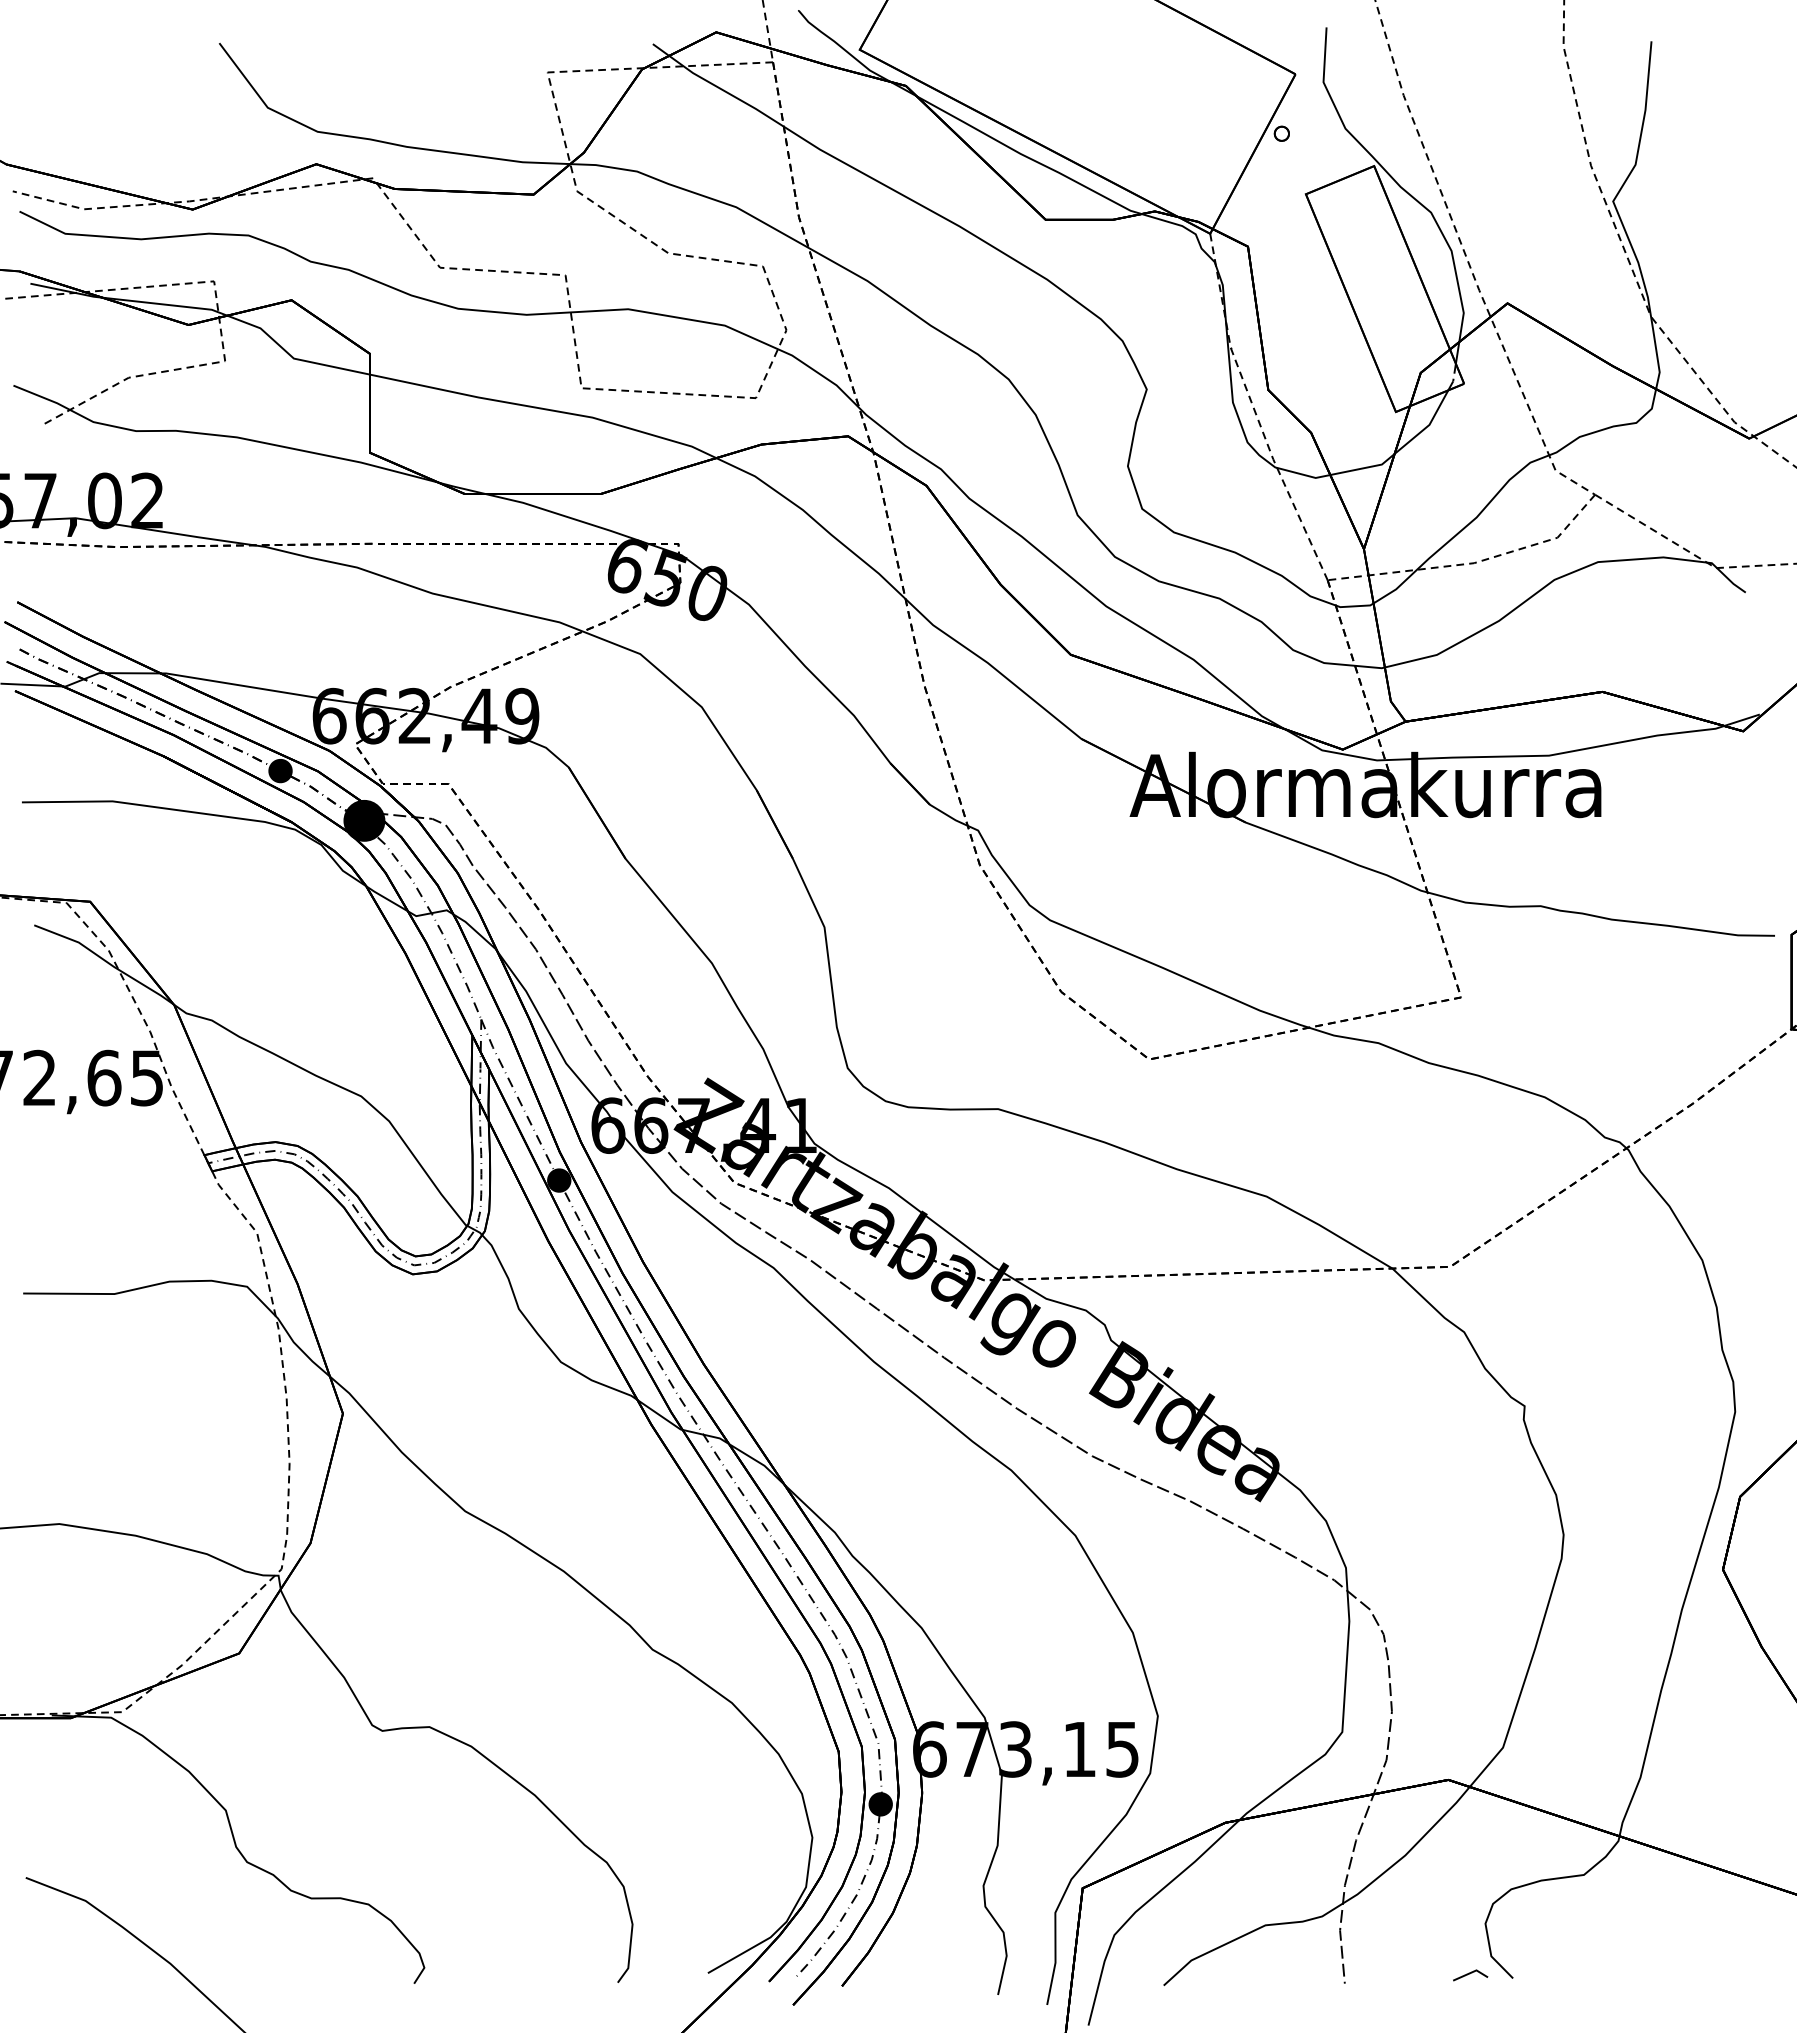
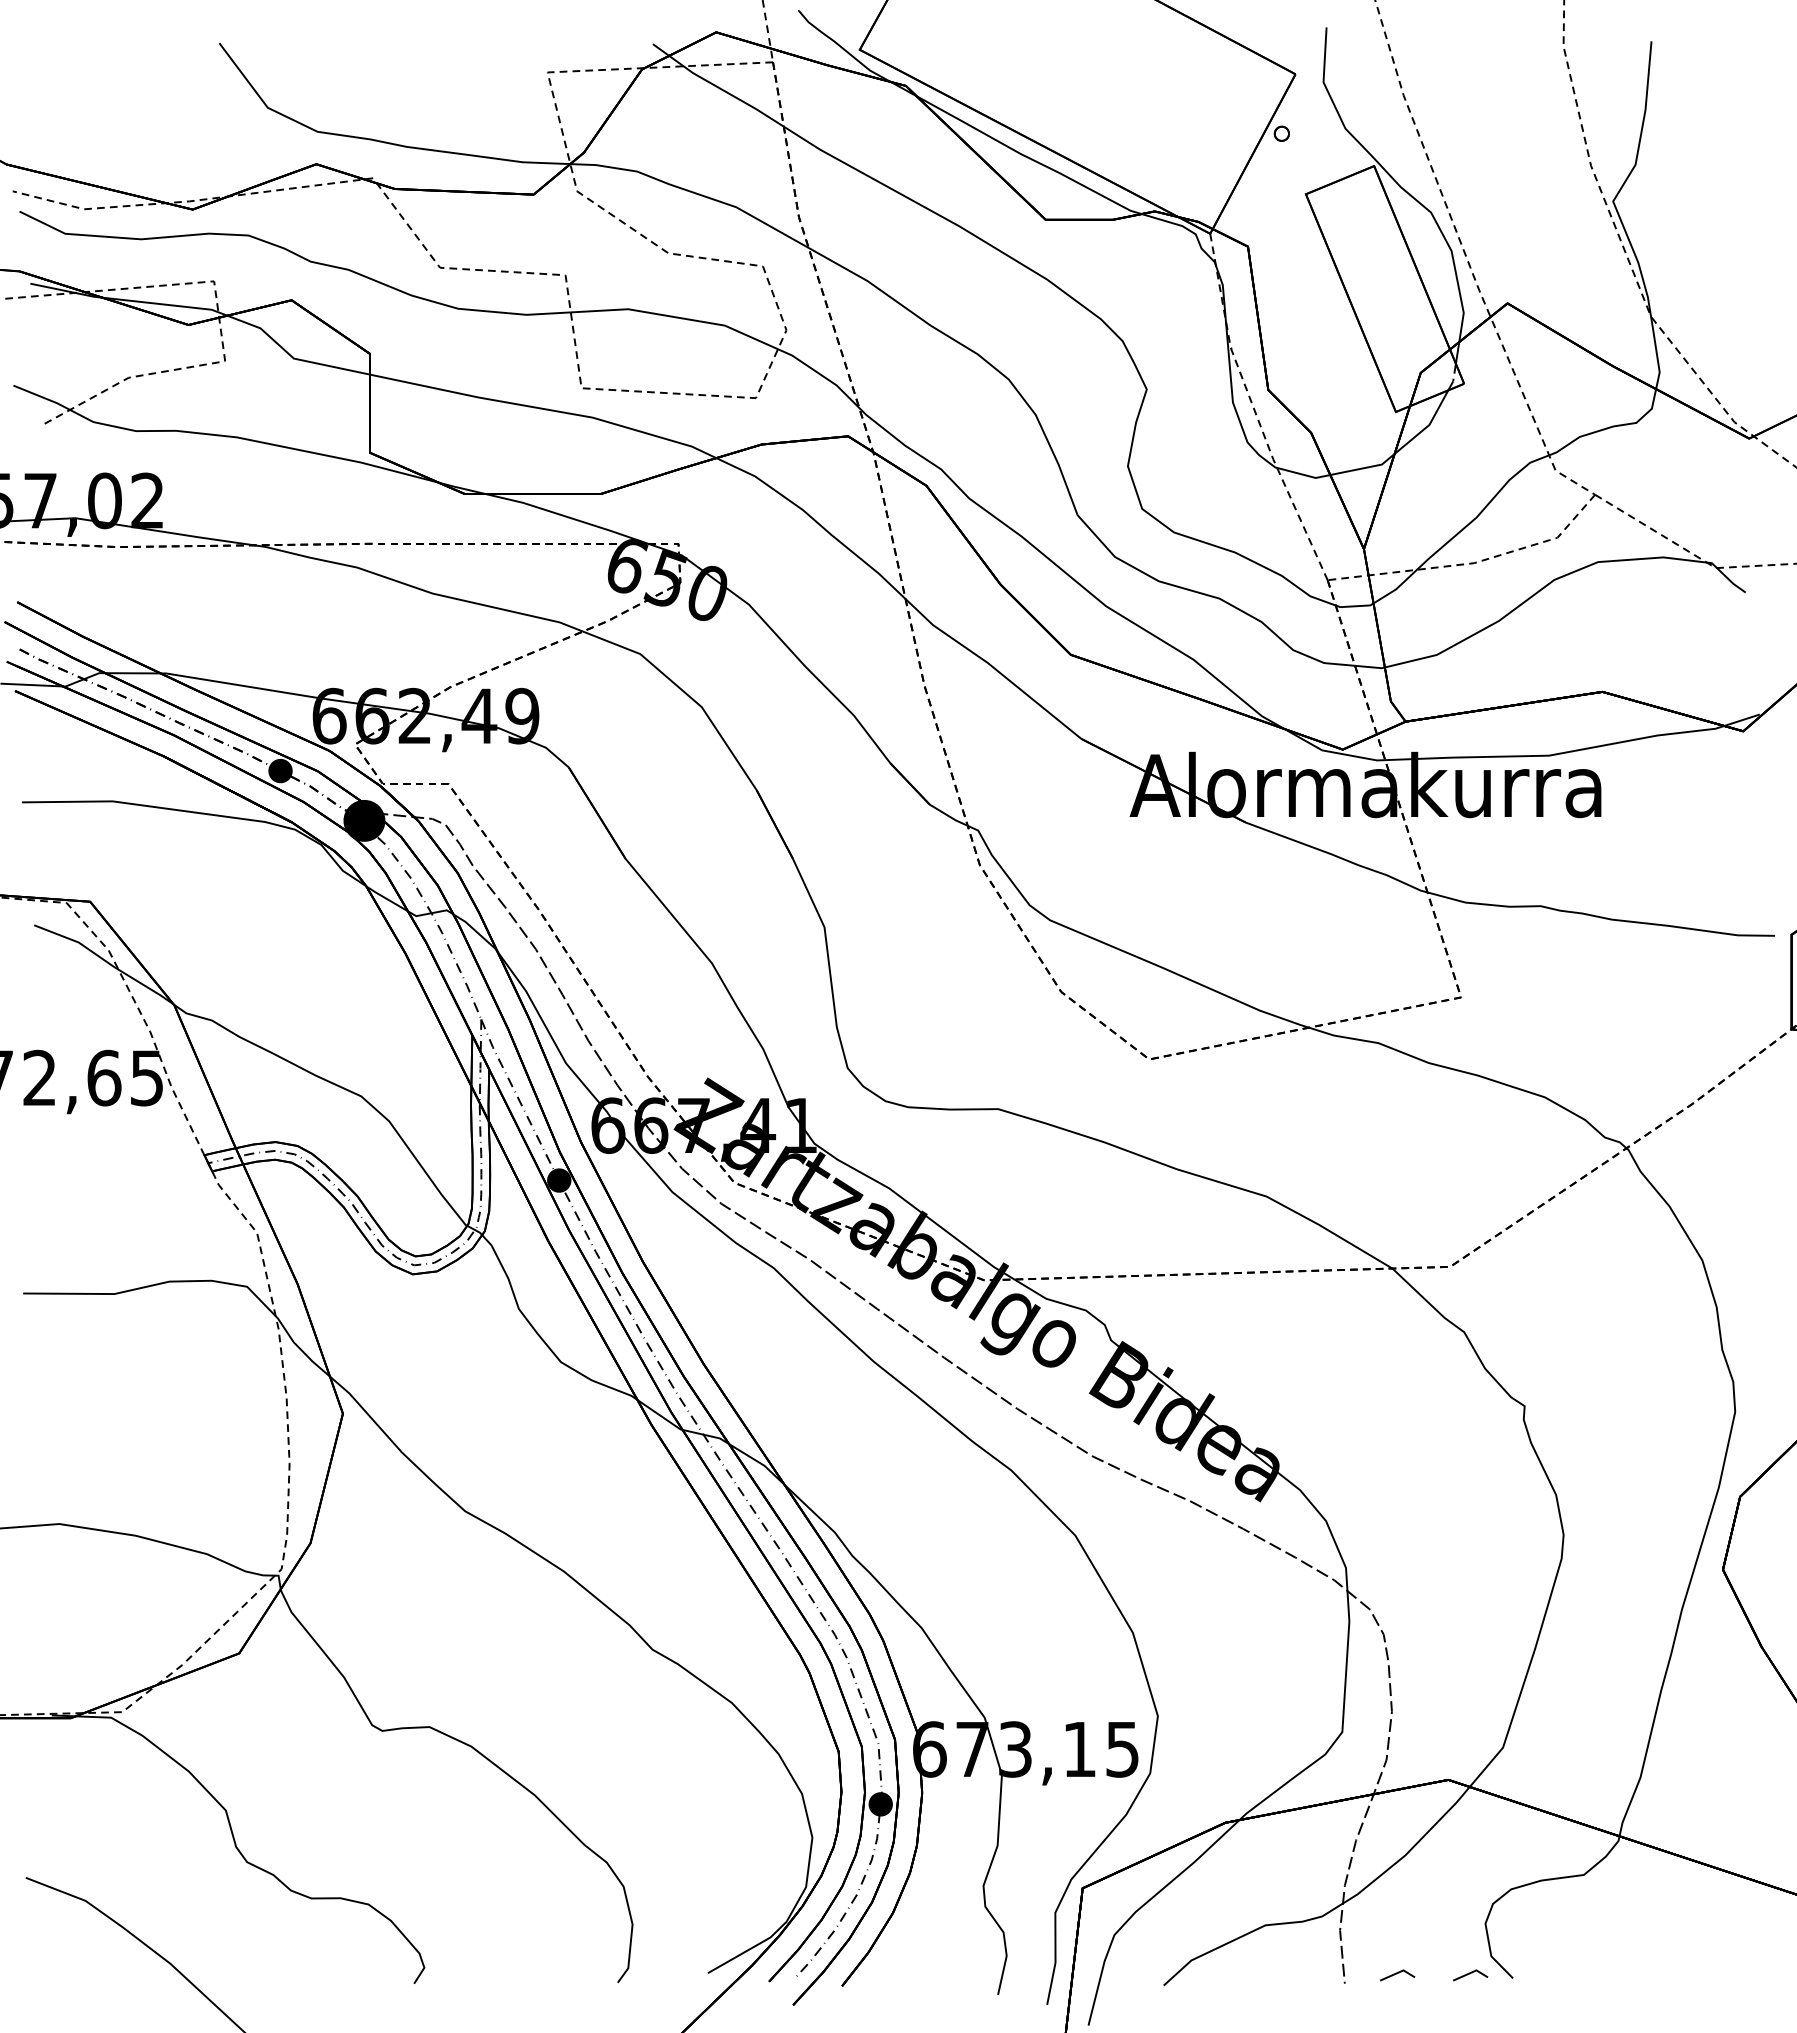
line: none -> present (1396, 1974)
